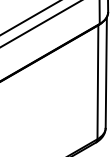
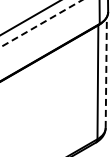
line: solid -> dashed (41, 23)
line: solid -> dashed (106, 72)
